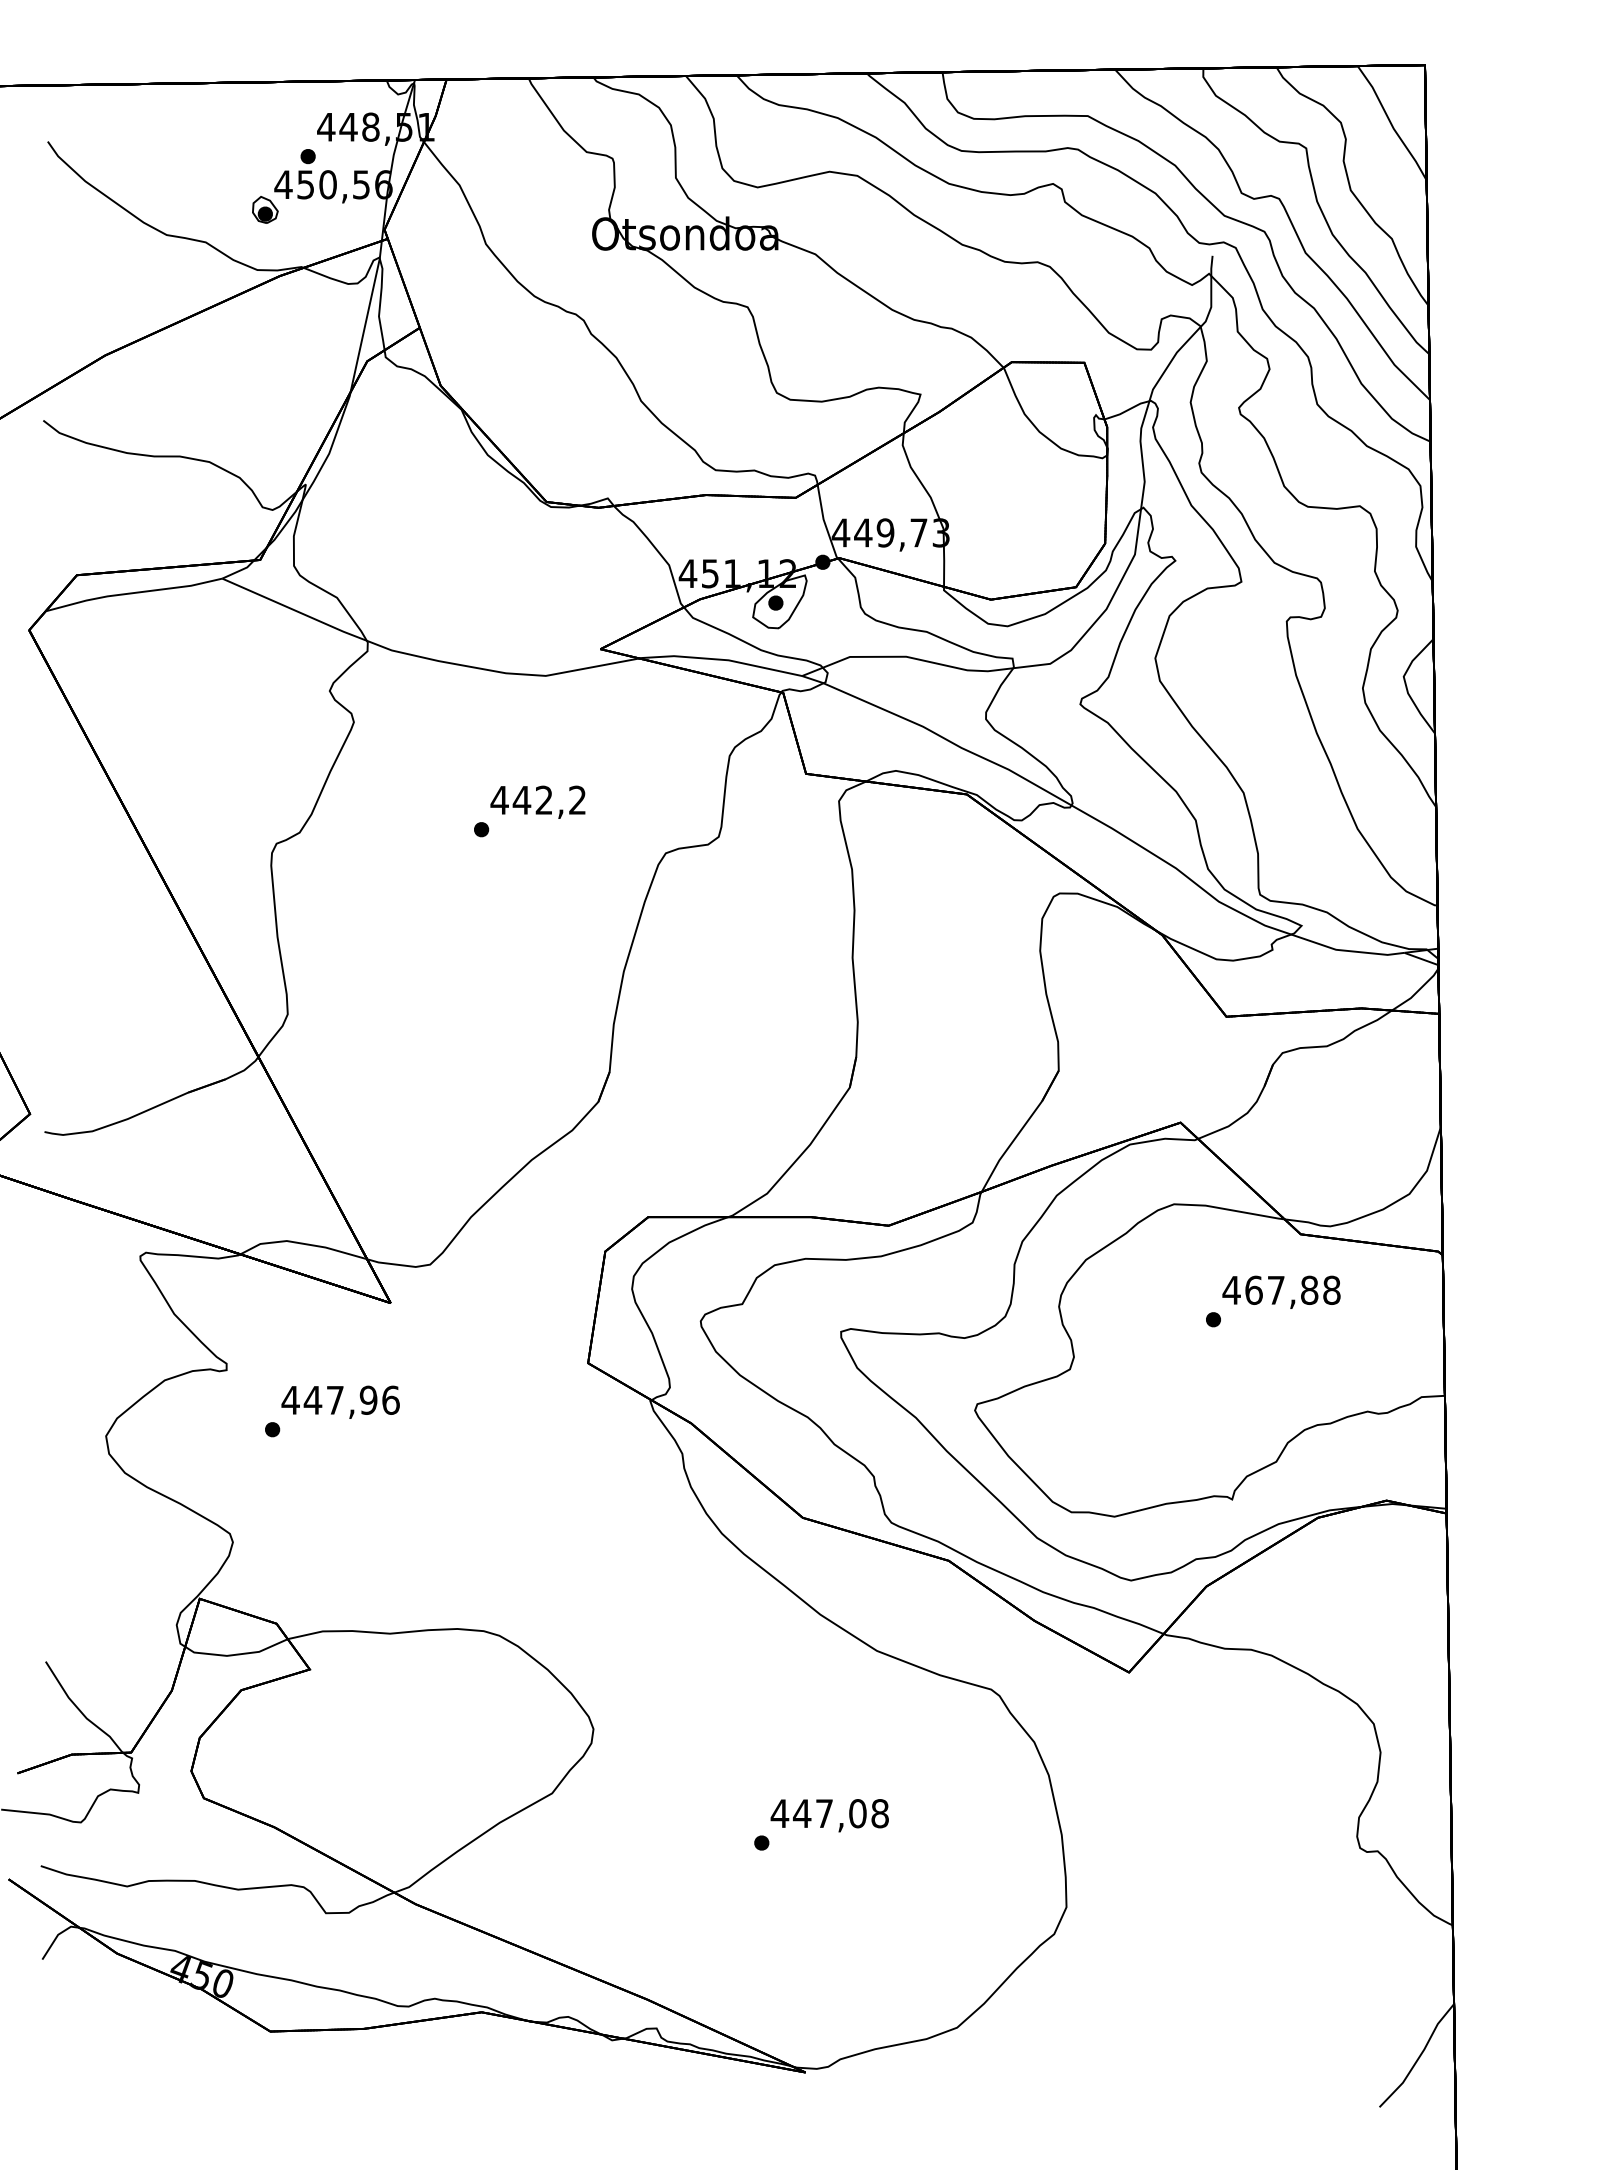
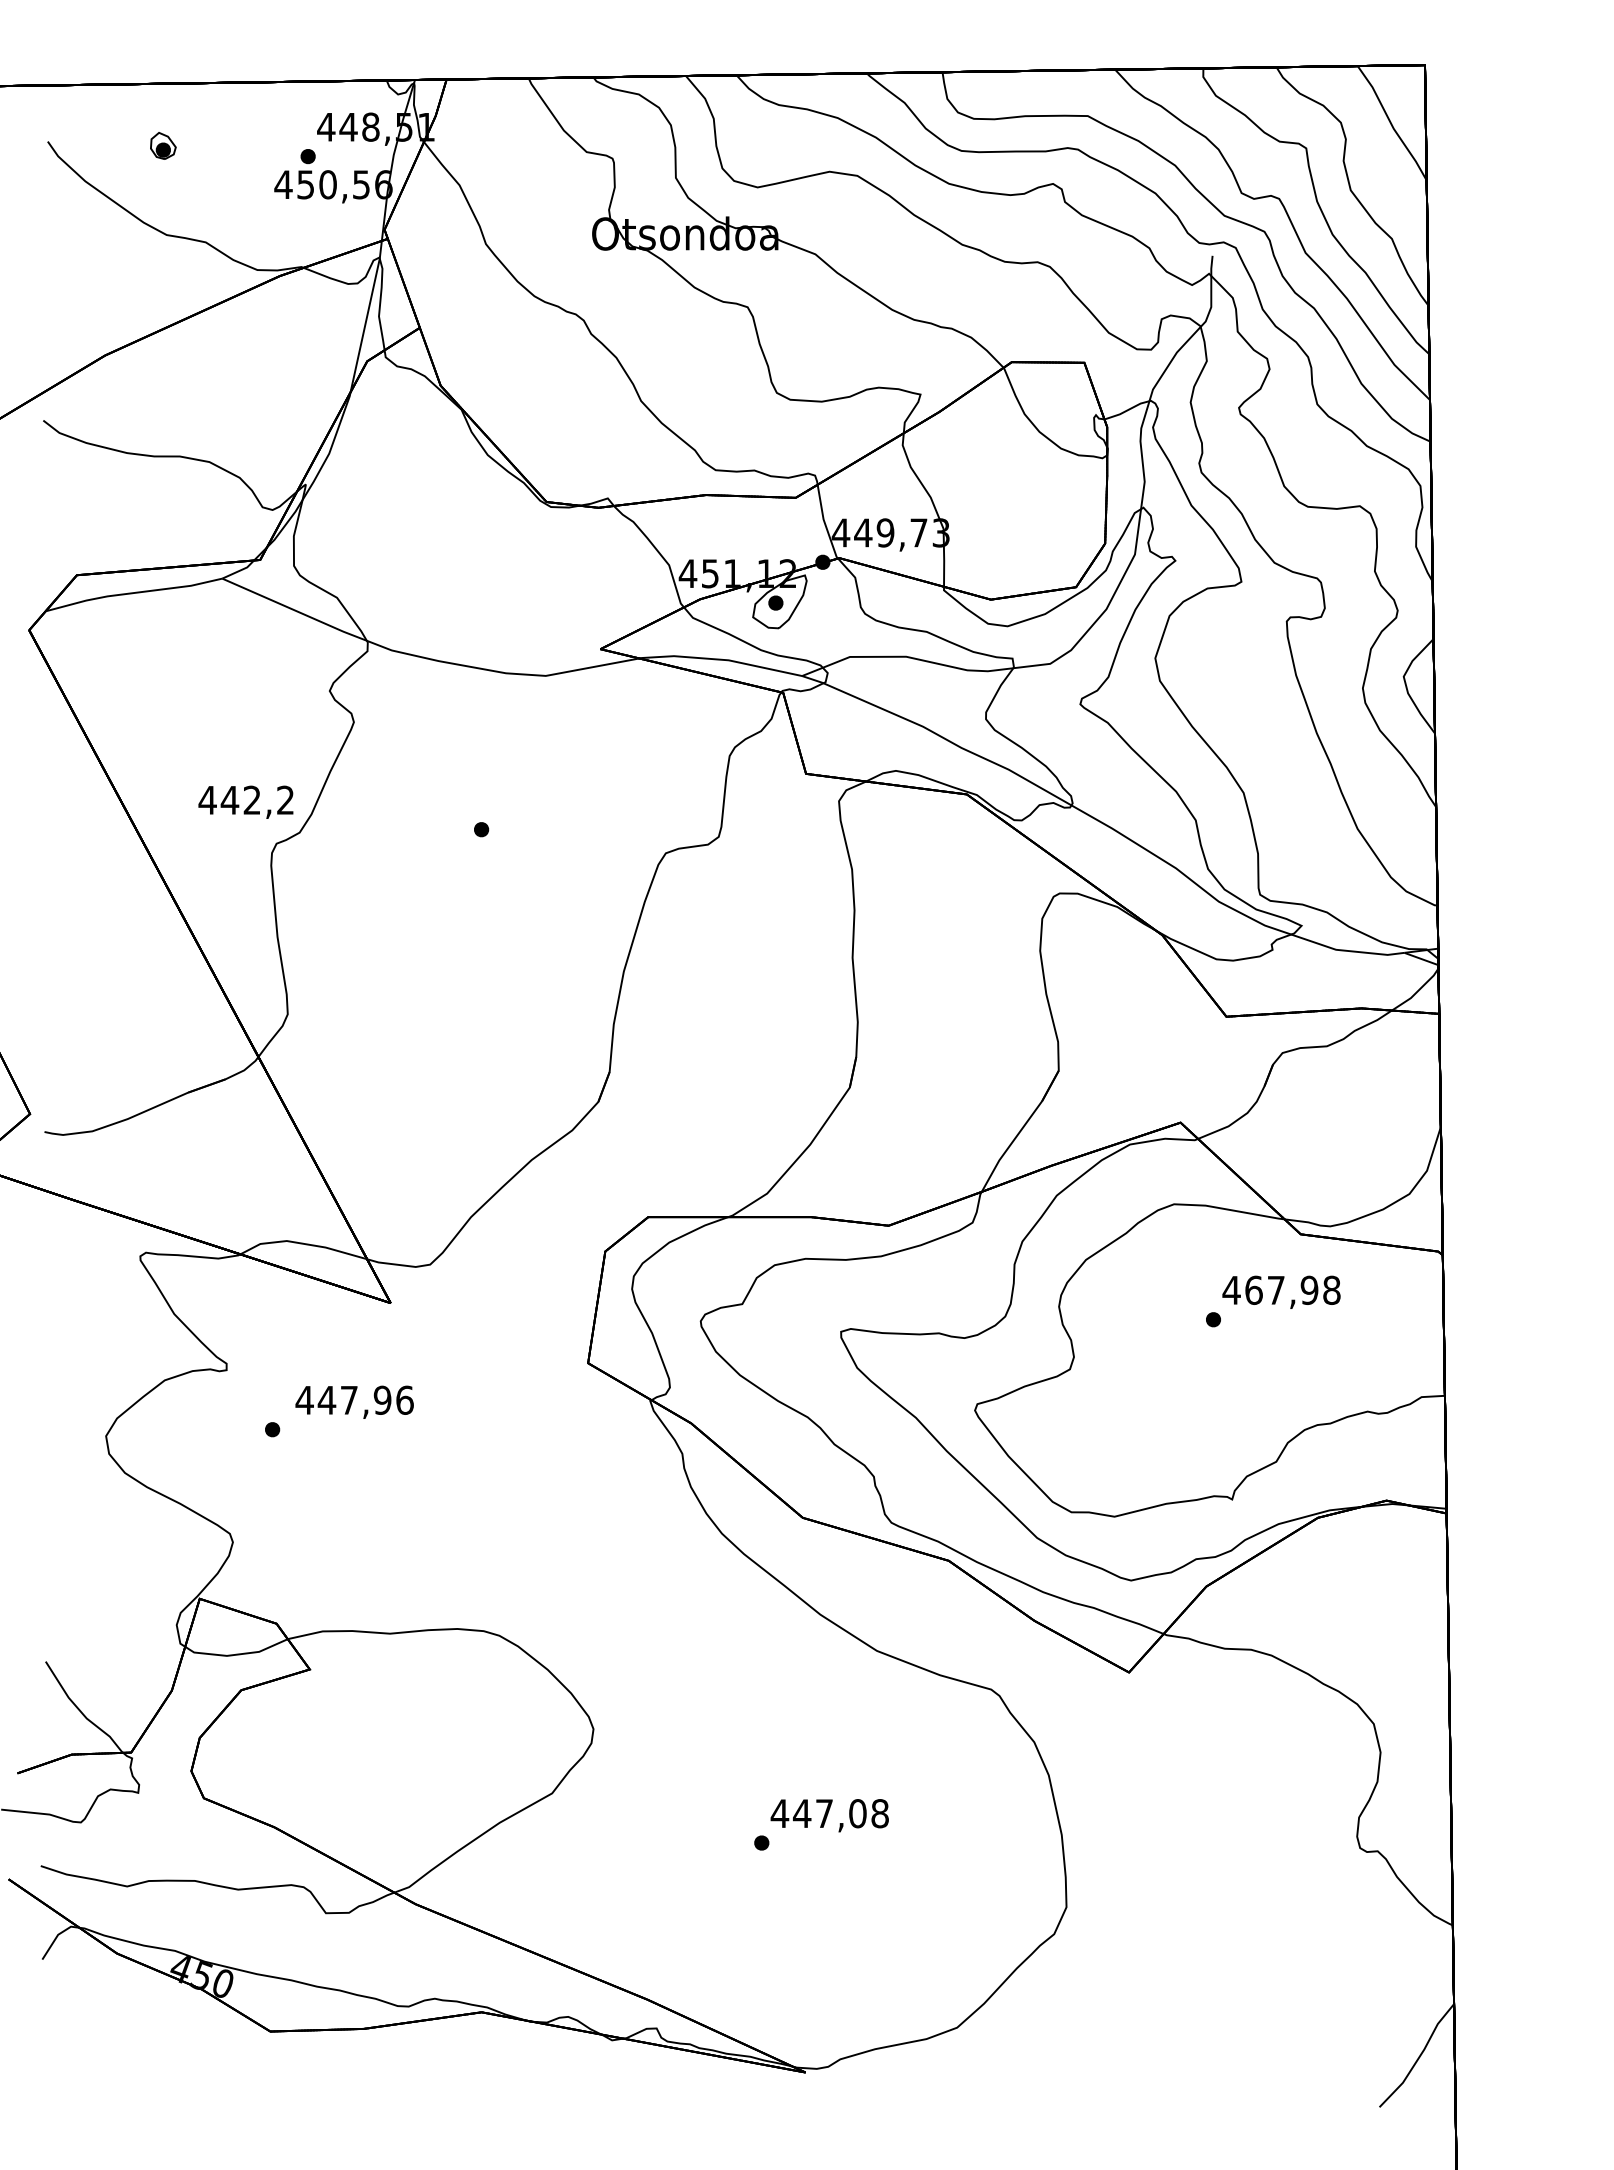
part position: (265, 209) -> (163, 145) (163, 145)
text position: (537, 801) -> (245, 801) (245, 801)
text: 467,88 -> 467,98 (1309, 1289)
text position: (340, 1401) -> (354, 1401) (354, 1401)
